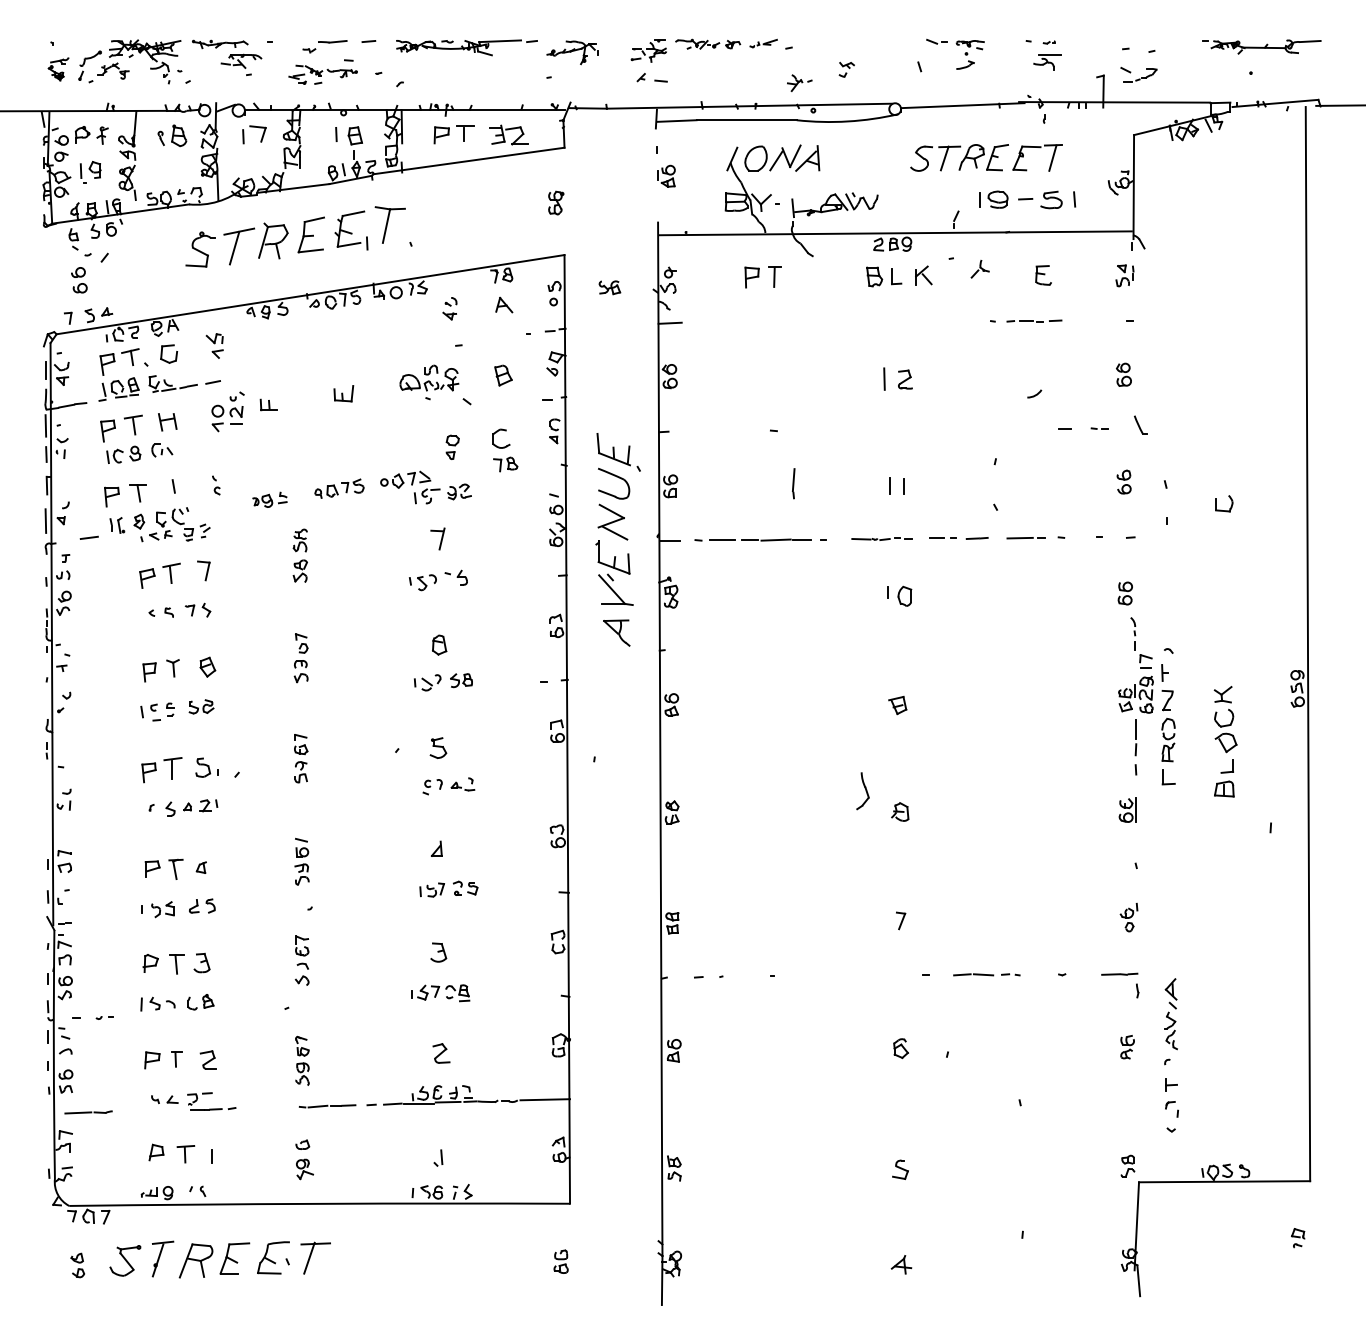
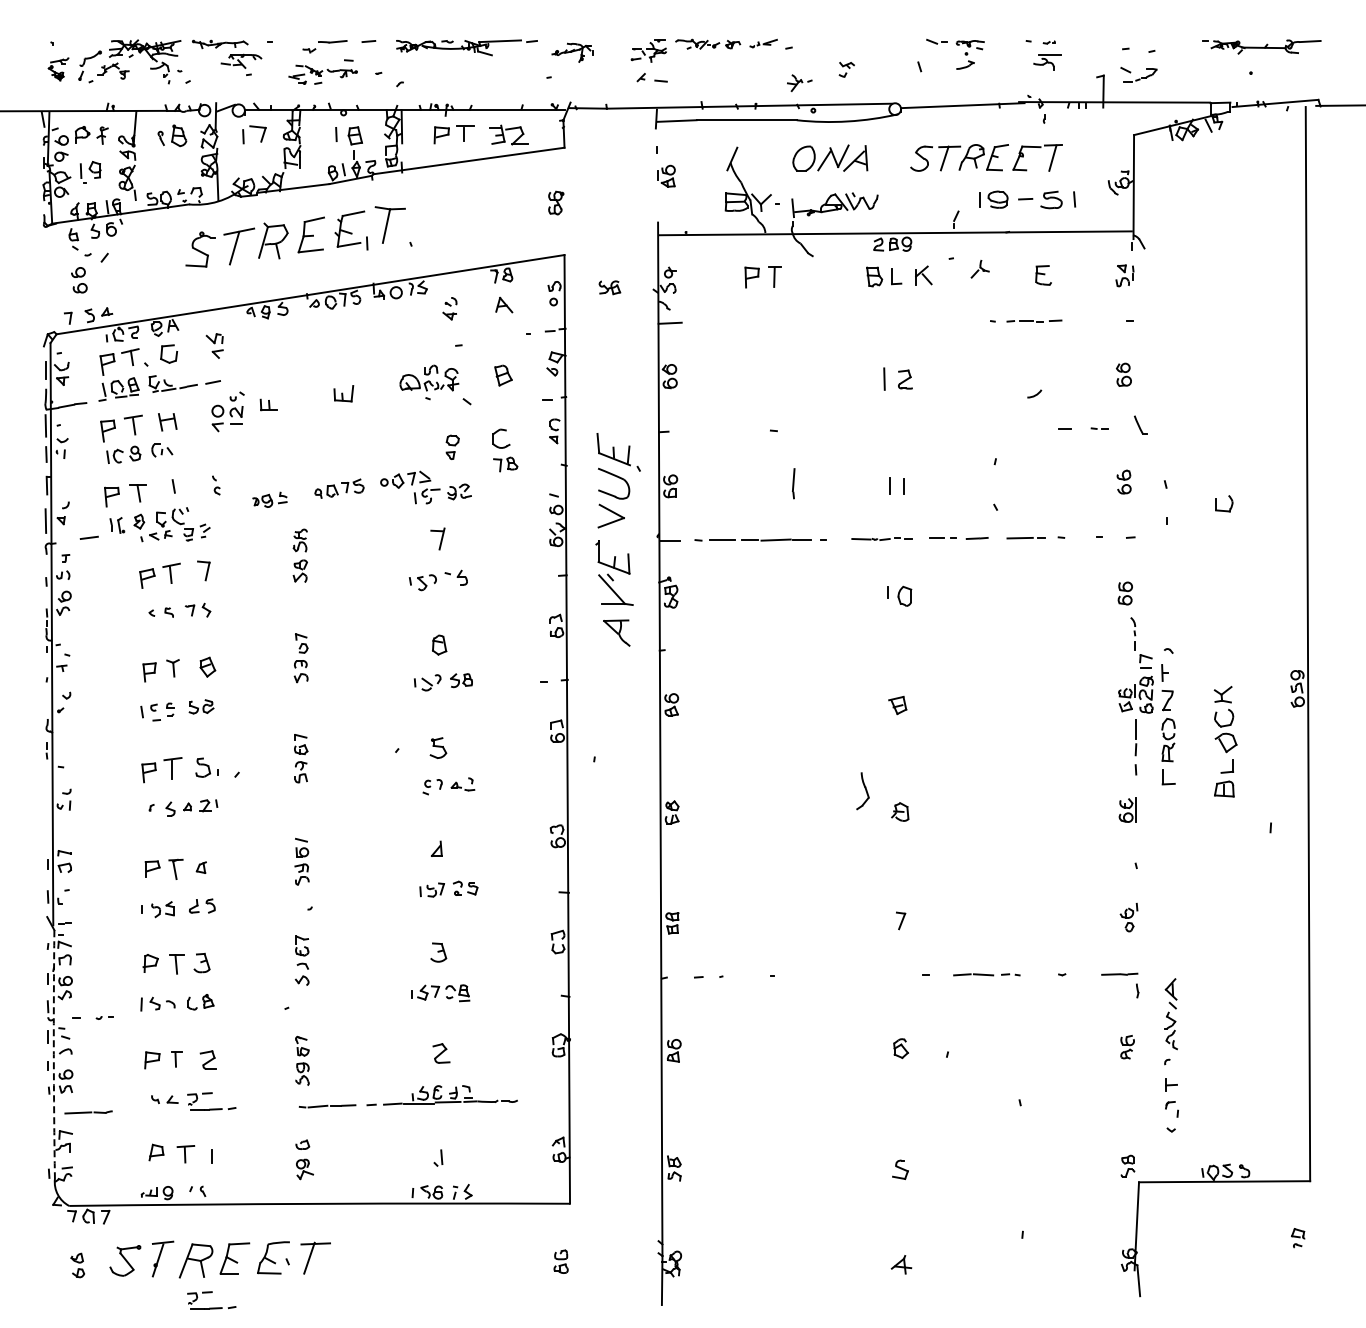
part size: 53x26 px -> 43x21 px (572, 52)
part position: (782, 157) -> (830, 157) (830, 157)
line: present -> none (615, 532)
arc: solid -> dashed (53, 1054)
line: present -> none (545, 1099)
part: none -> present (211, 1293)
